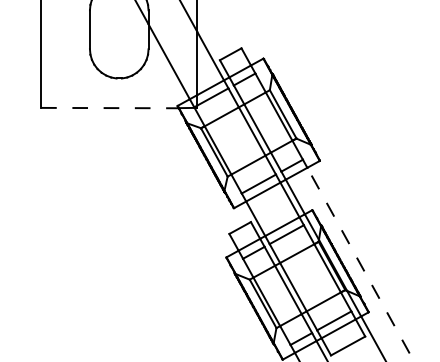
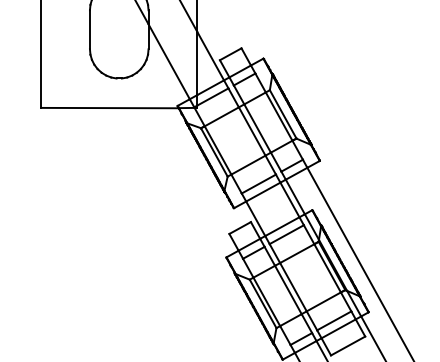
line: dashed -> solid (109, 108)
line: dashed -> solid (360, 264)
